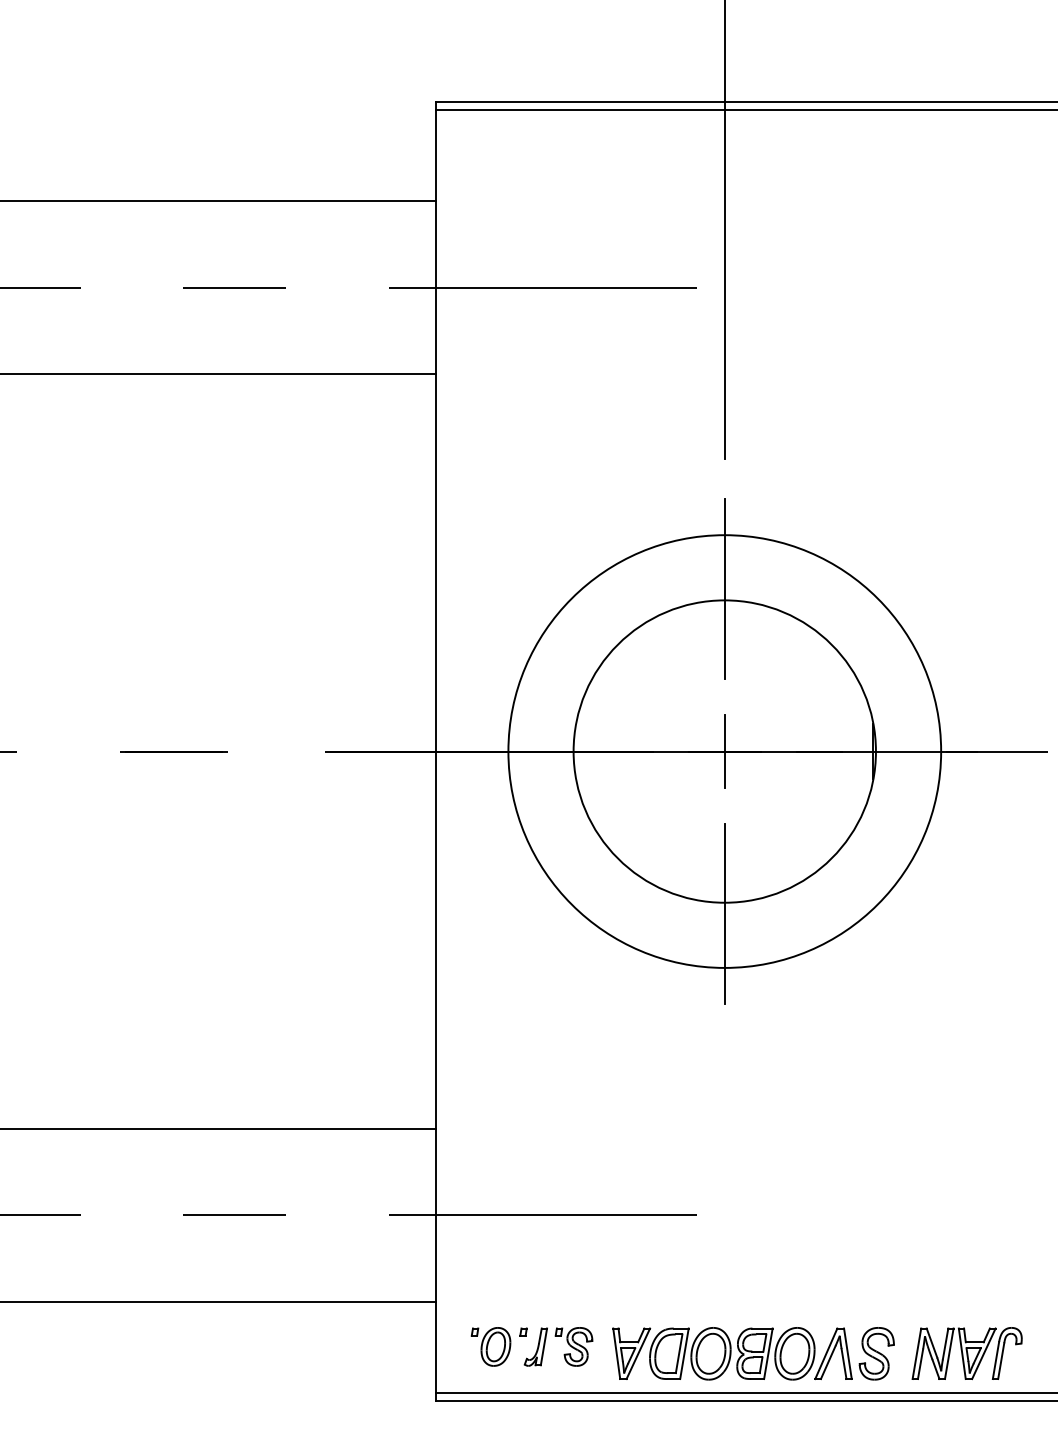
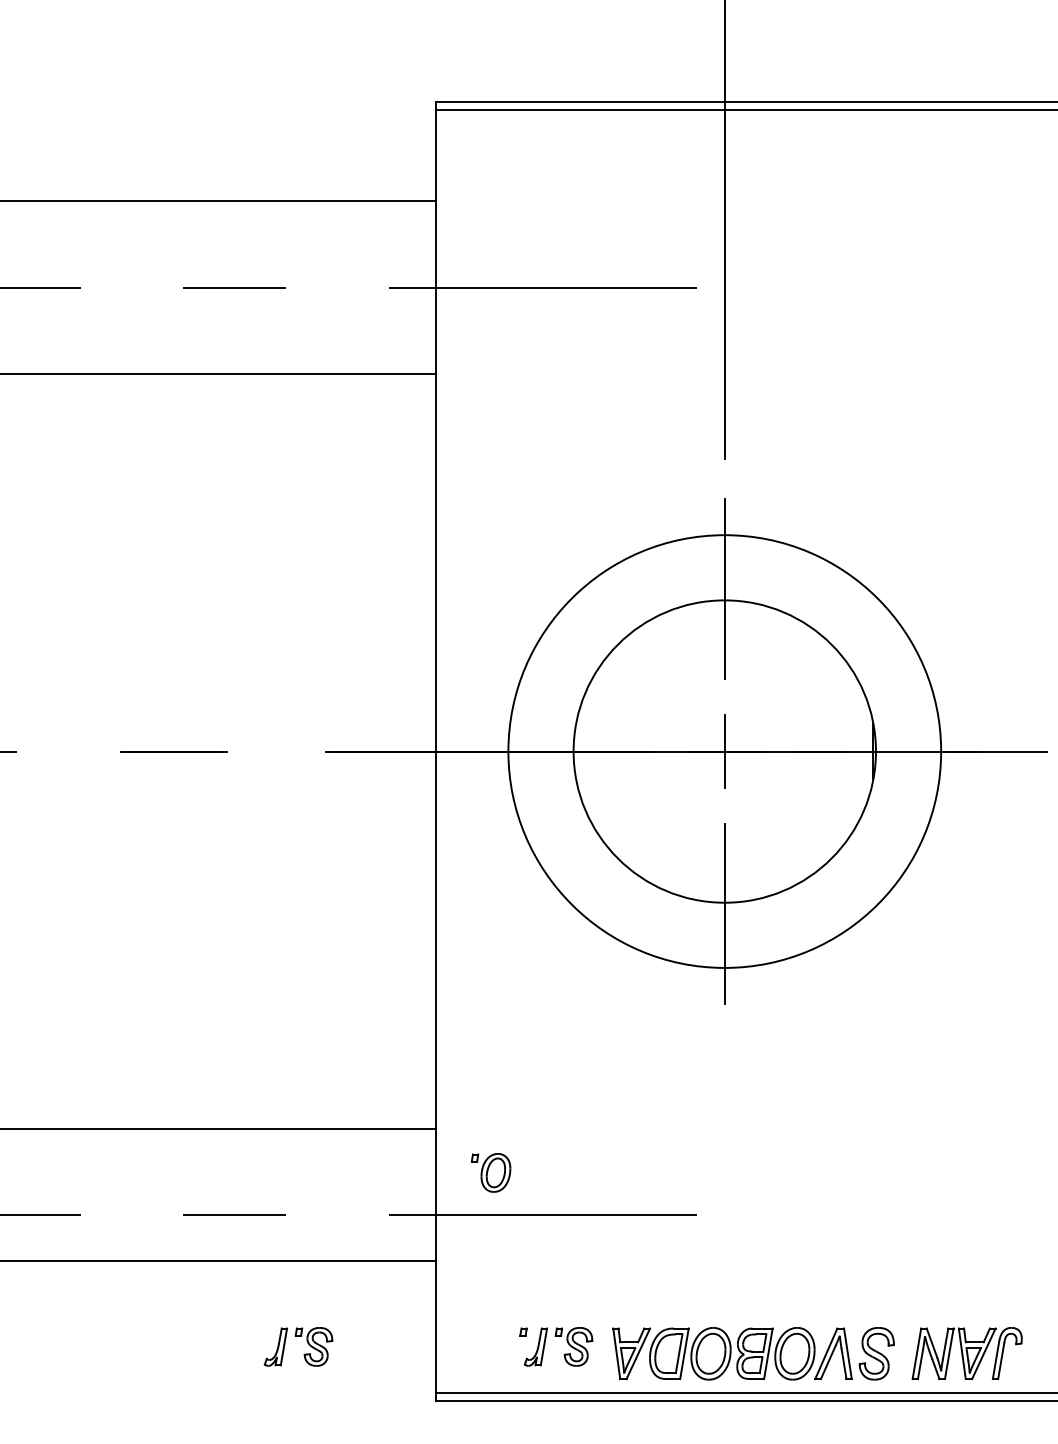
line position: (219, 1301) -> (219, 1260) (219, 1260)
part position: (490, 1346) -> (490, 1172) (490, 1172)
part: none -> present (304, 1353)
